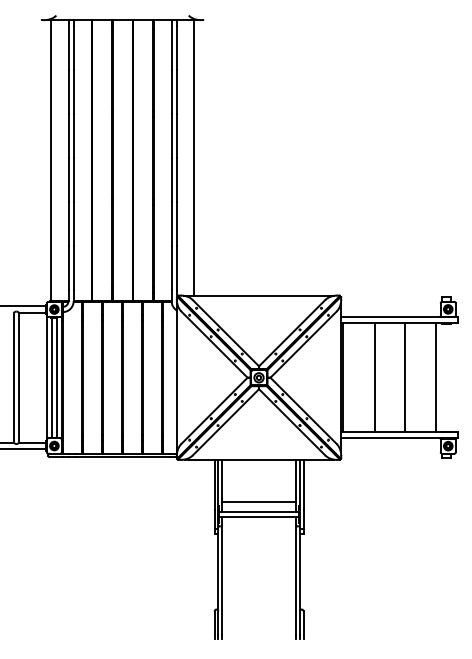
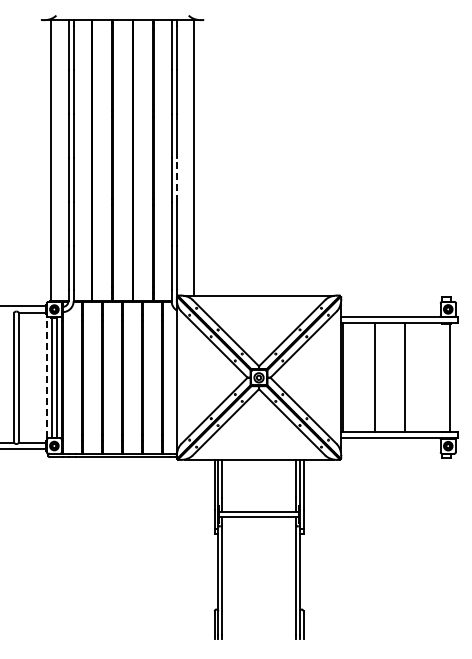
line: solid -> dashed (176, 179)
line: solid -> dashed (46, 377)
line position: (435, 377) -> (449, 377) (449, 377)
line: present -> none (258, 502)
